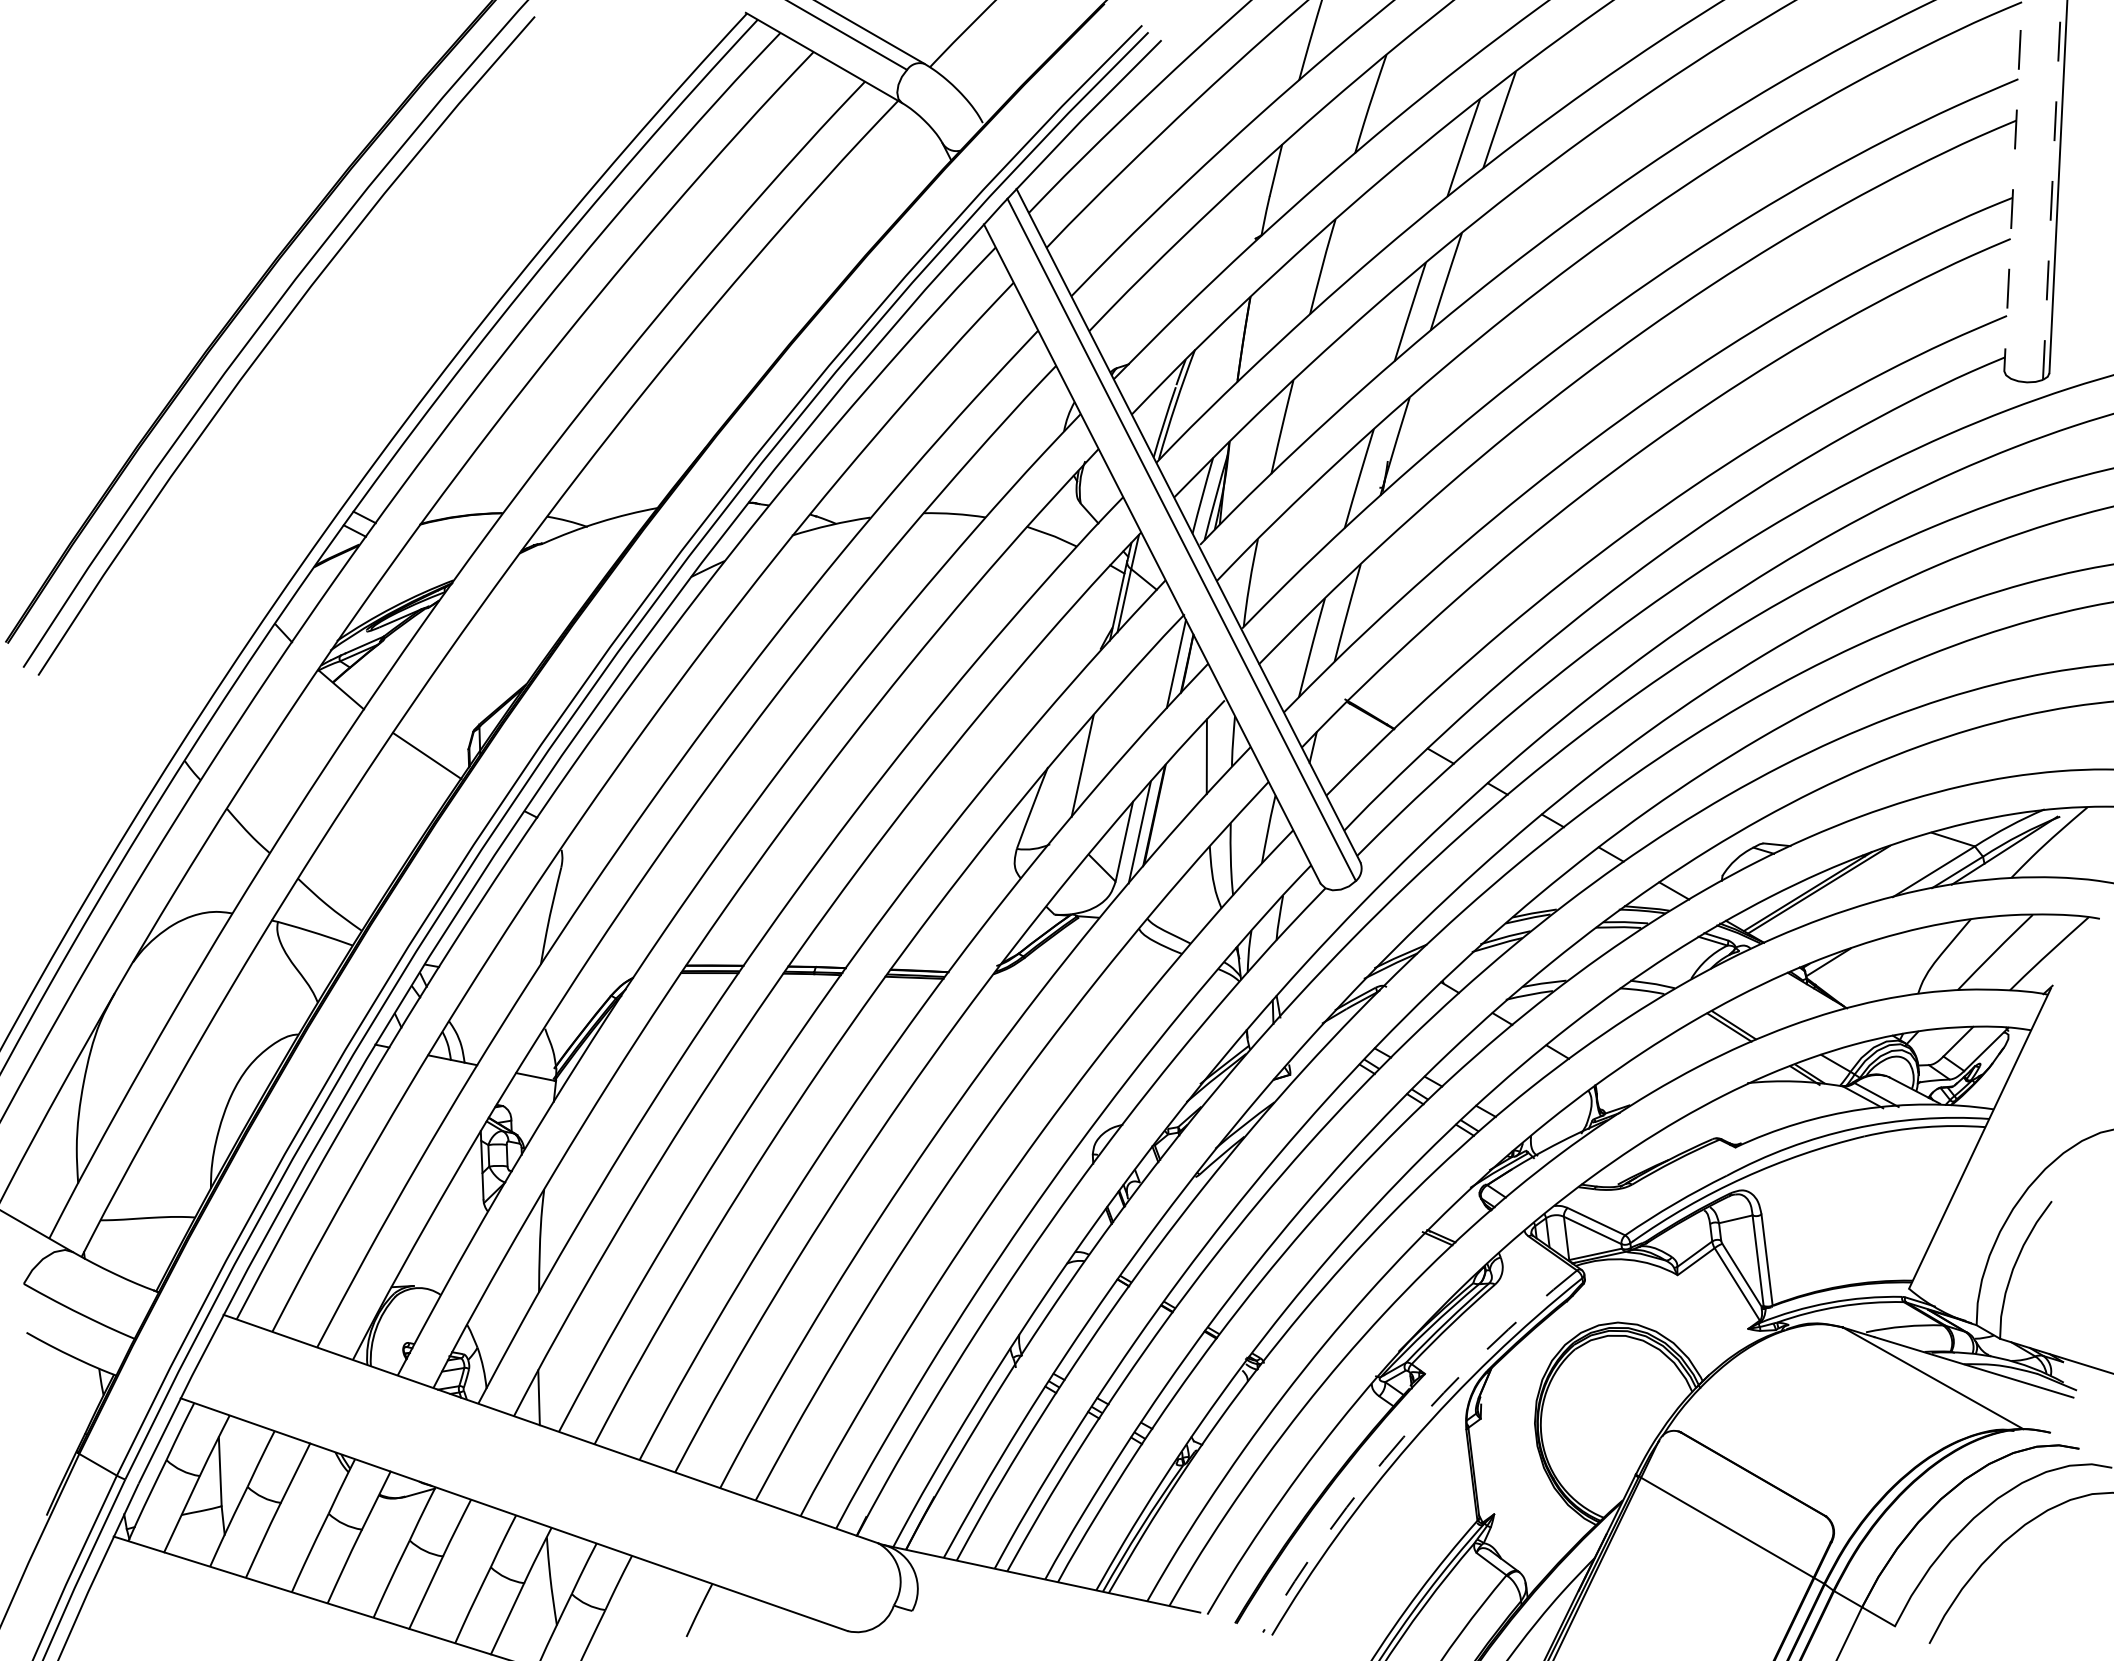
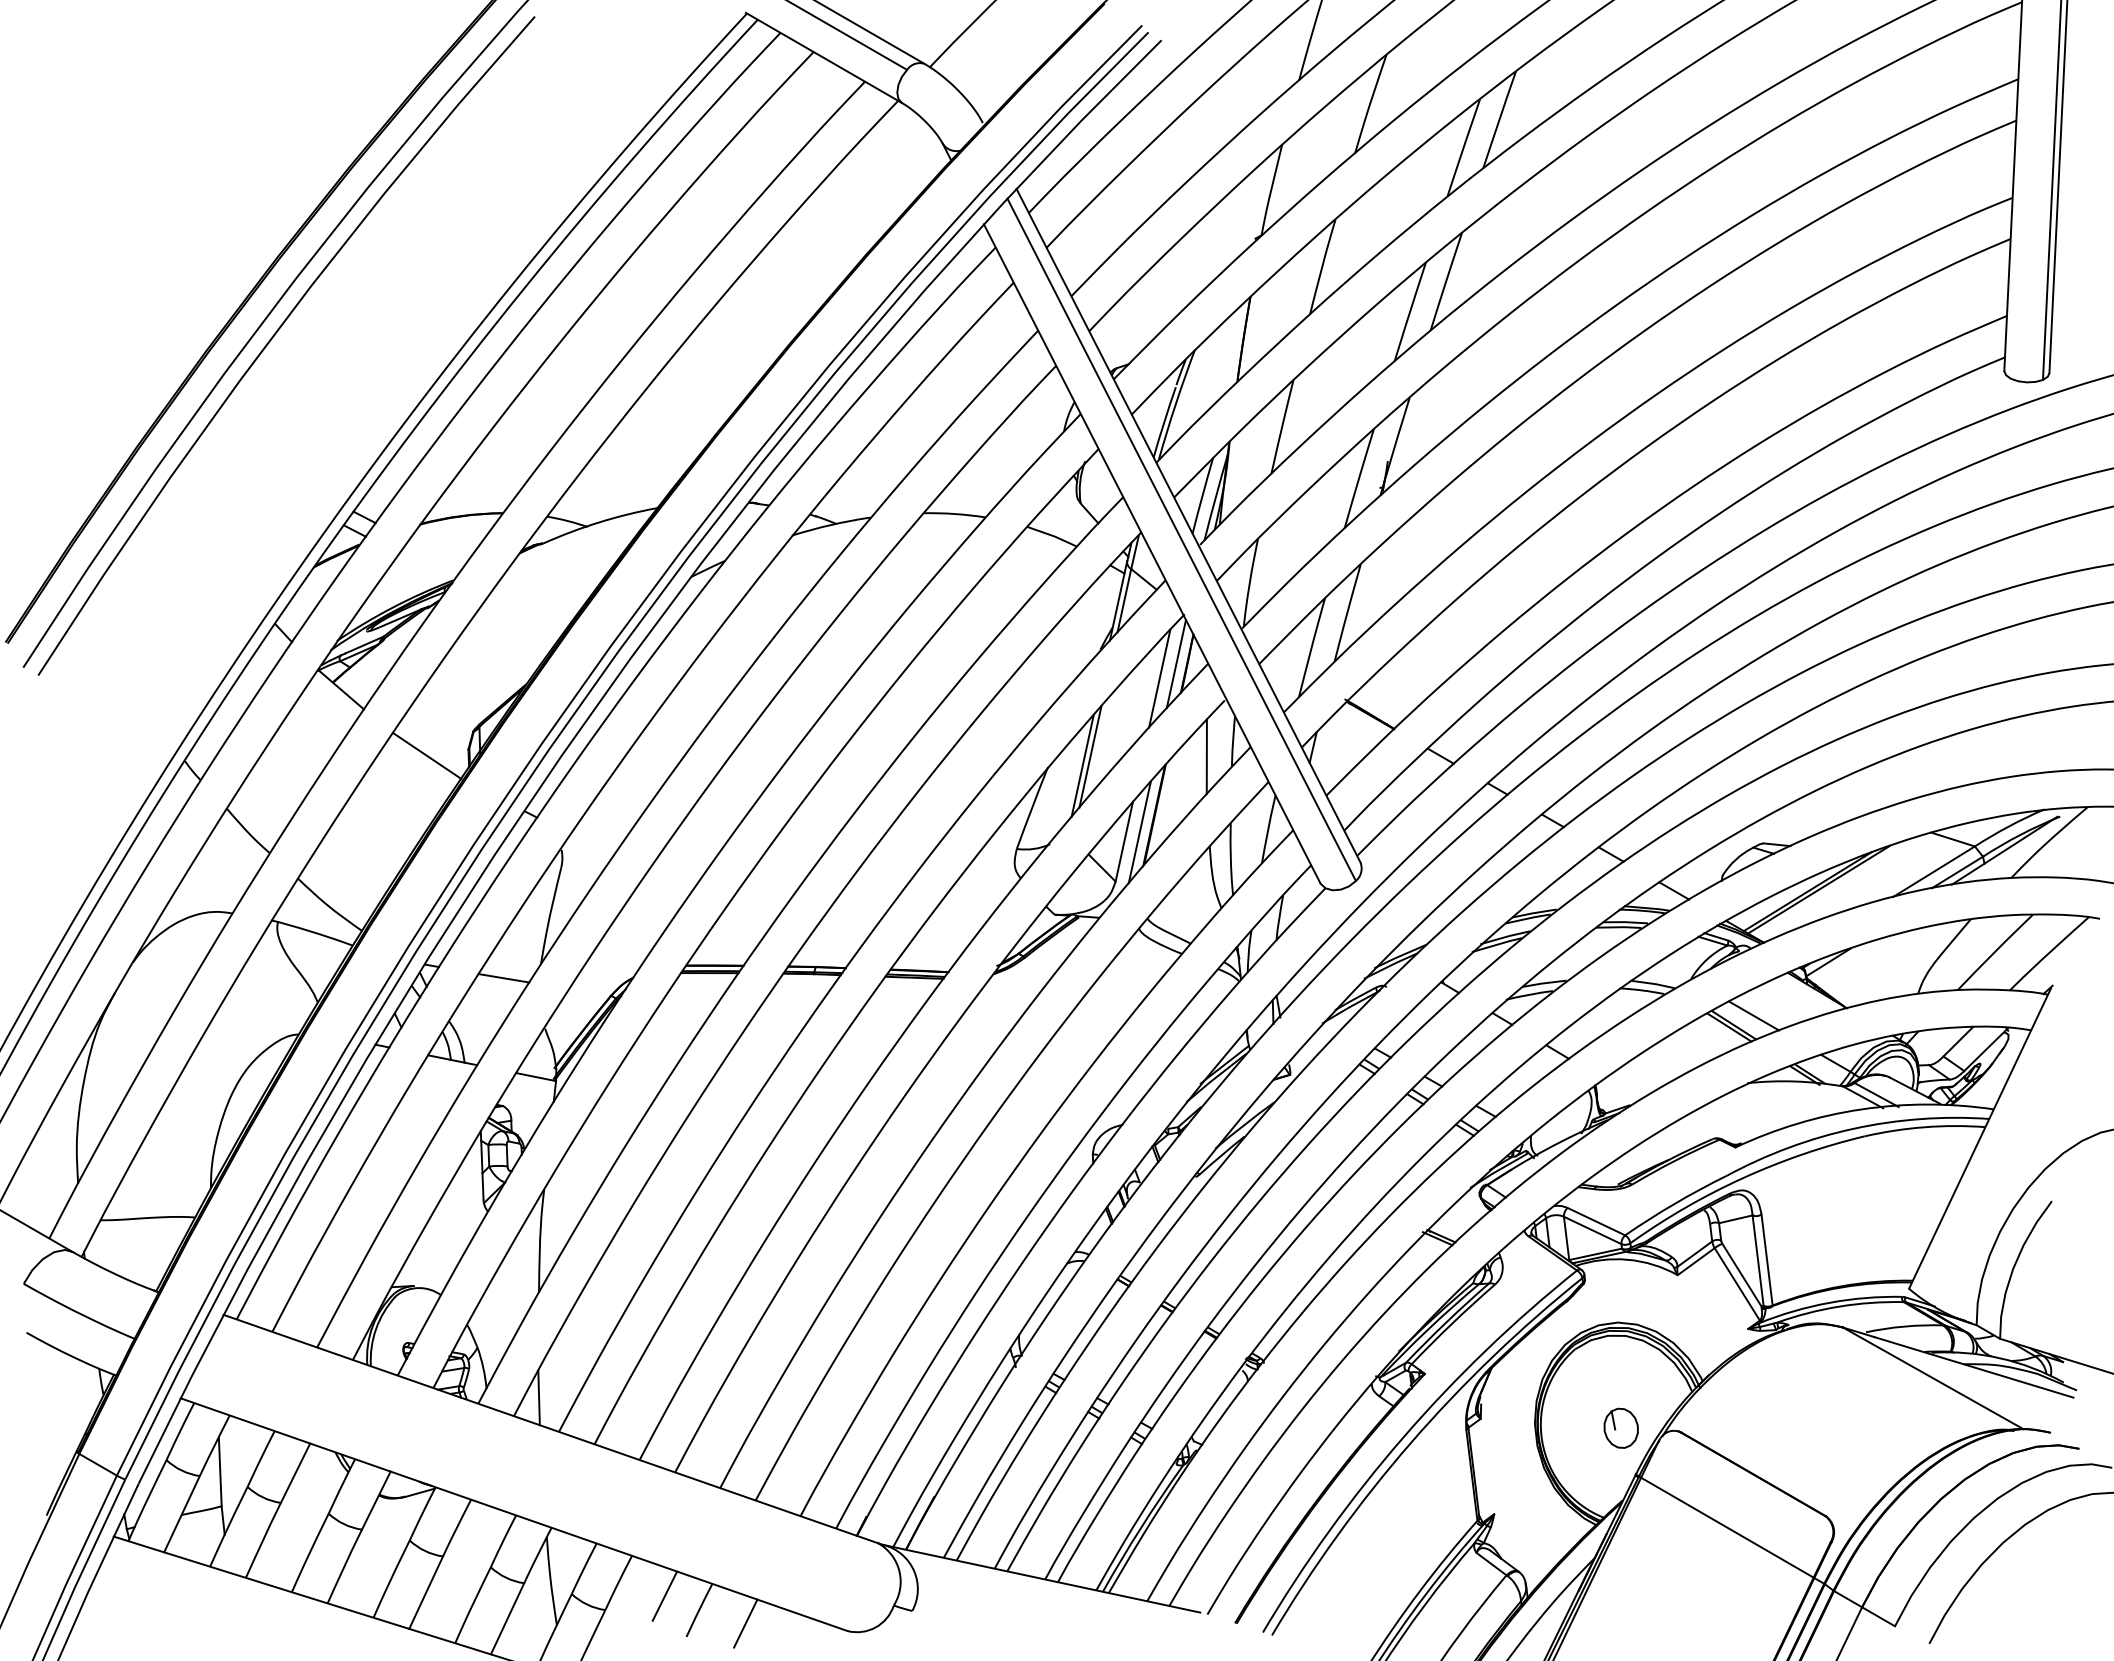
line: dashed -> solid (2013, 186)
line: dashed -> solid (2052, 190)
line: none -> present (1159, 678)
line: none -> present (1090, 756)
line: none -> present (503, 978)
line: none -> present (1754, 1015)
part: none -> present (1620, 1427)
arc: dashed -> solid (1403, 1437)
line: none -> present (664, 1595)
line: none -> present (745, 1623)
